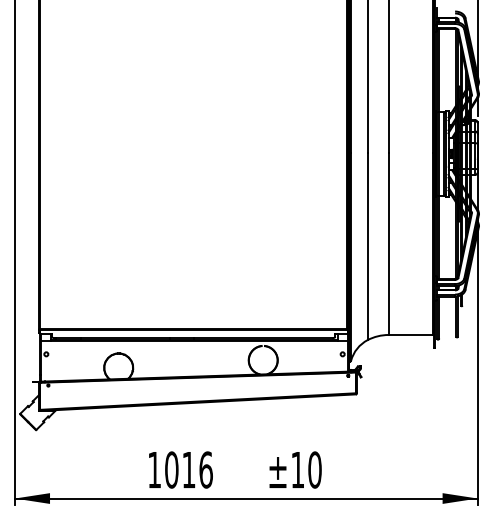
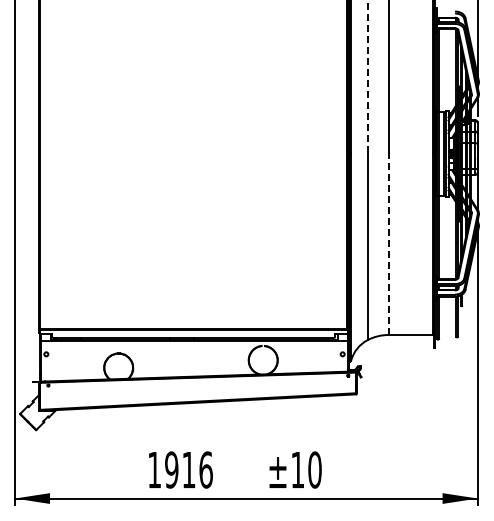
line: solid -> dashed (367, 76)
line: solid -> dashed (388, 244)
text: 1016 -> 1916 (171, 469)
